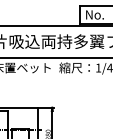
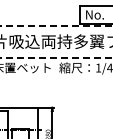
line: solid -> dashed (56, 25)
line: solid -> dashed (56, 58)
